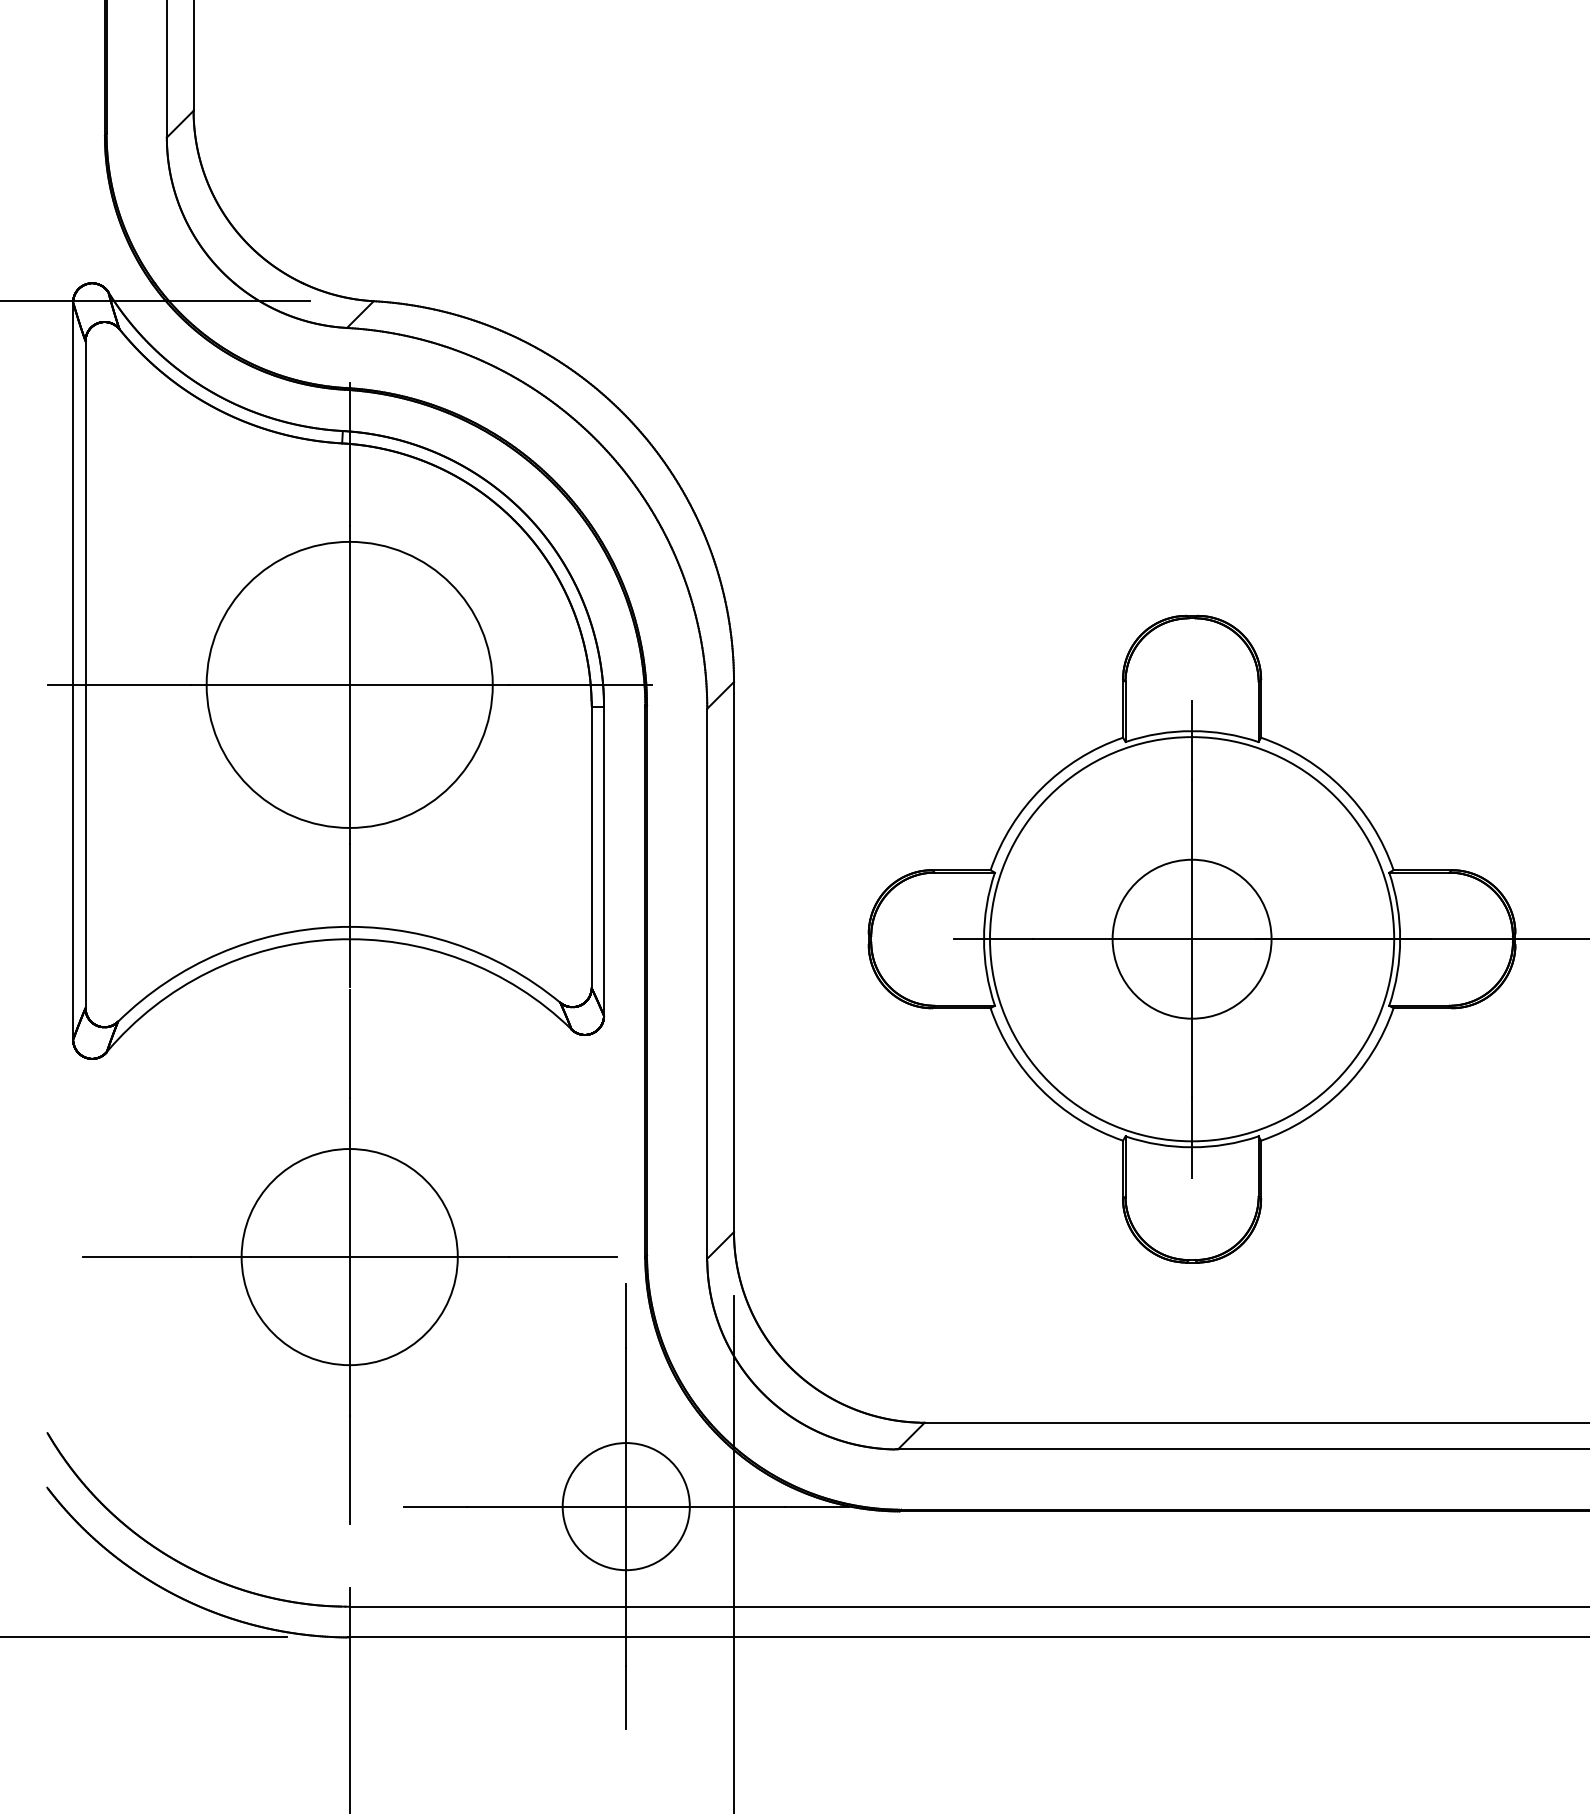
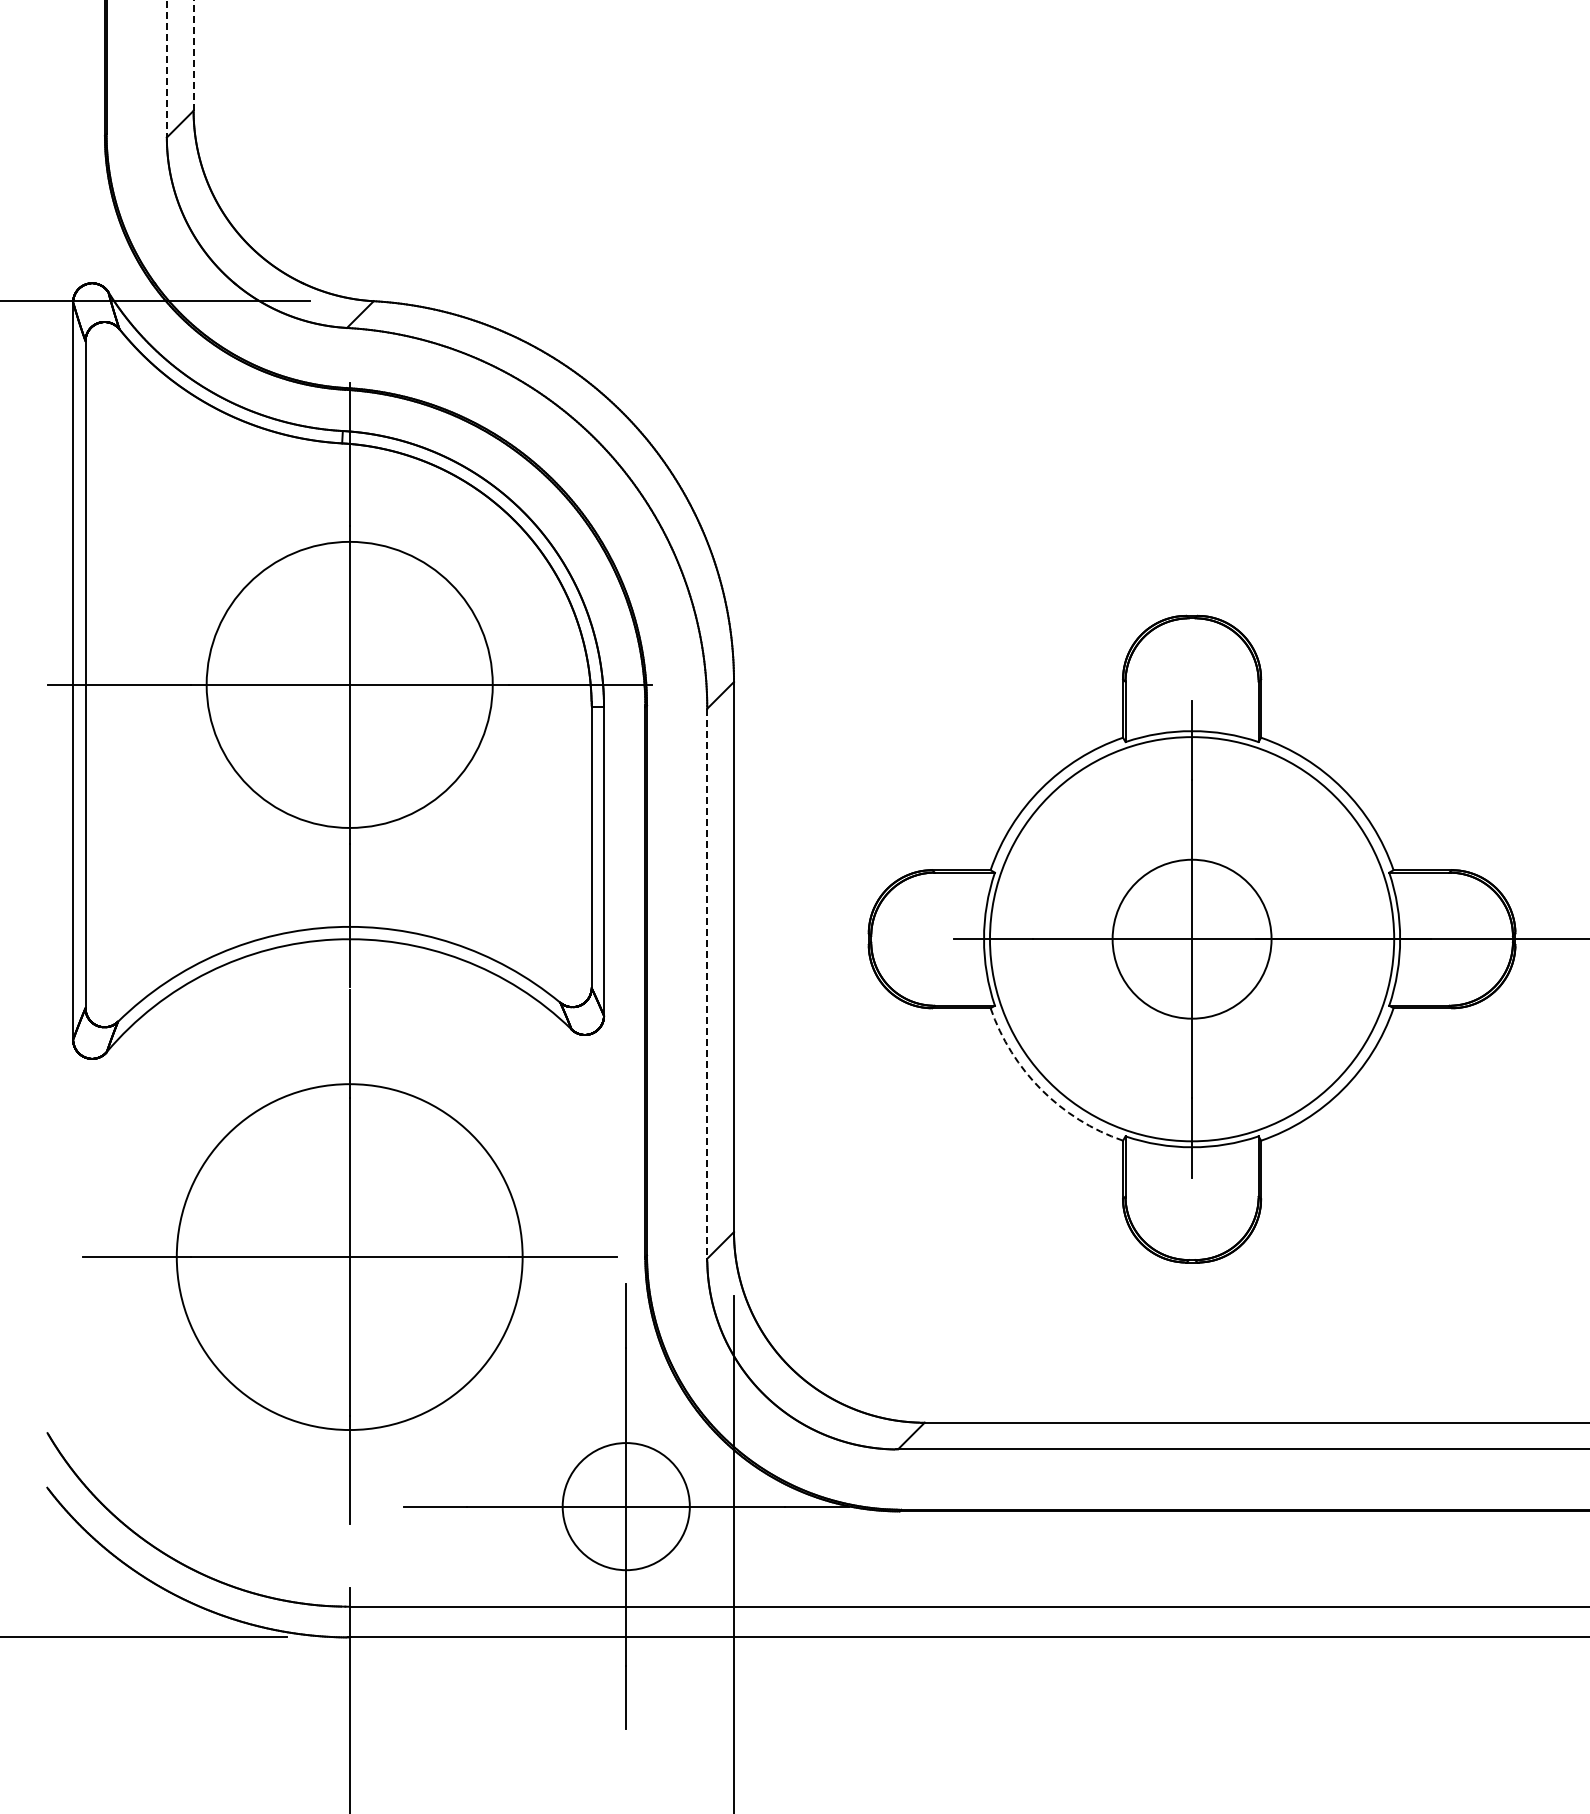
line: solid -> dashed (193, 55)
line: solid -> dashed (166, 69)
line: solid -> dashed (707, 984)
arc: solid -> dashed (1041, 1089)
circle diameter: 216 px -> 346 px (349, 1257)
